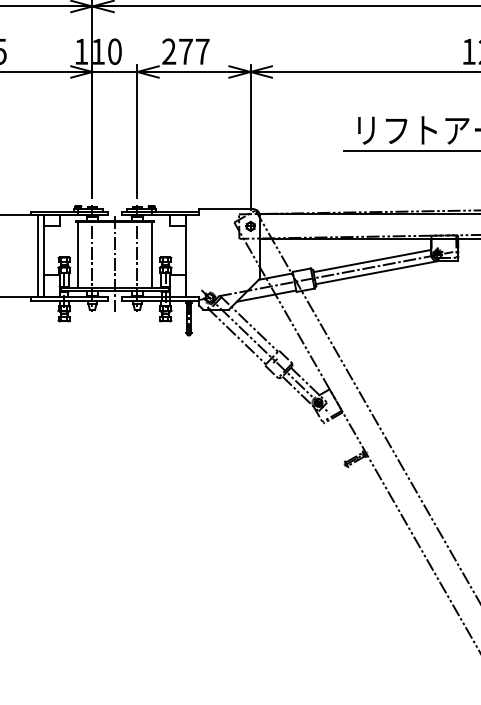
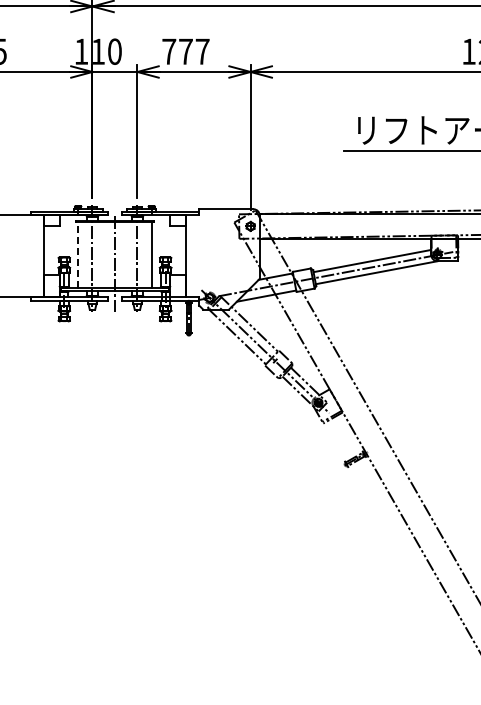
text: 277 -> 777 (169, 51)
line: solid -> dashed (78, 254)
line: present -> none (38, 256)
